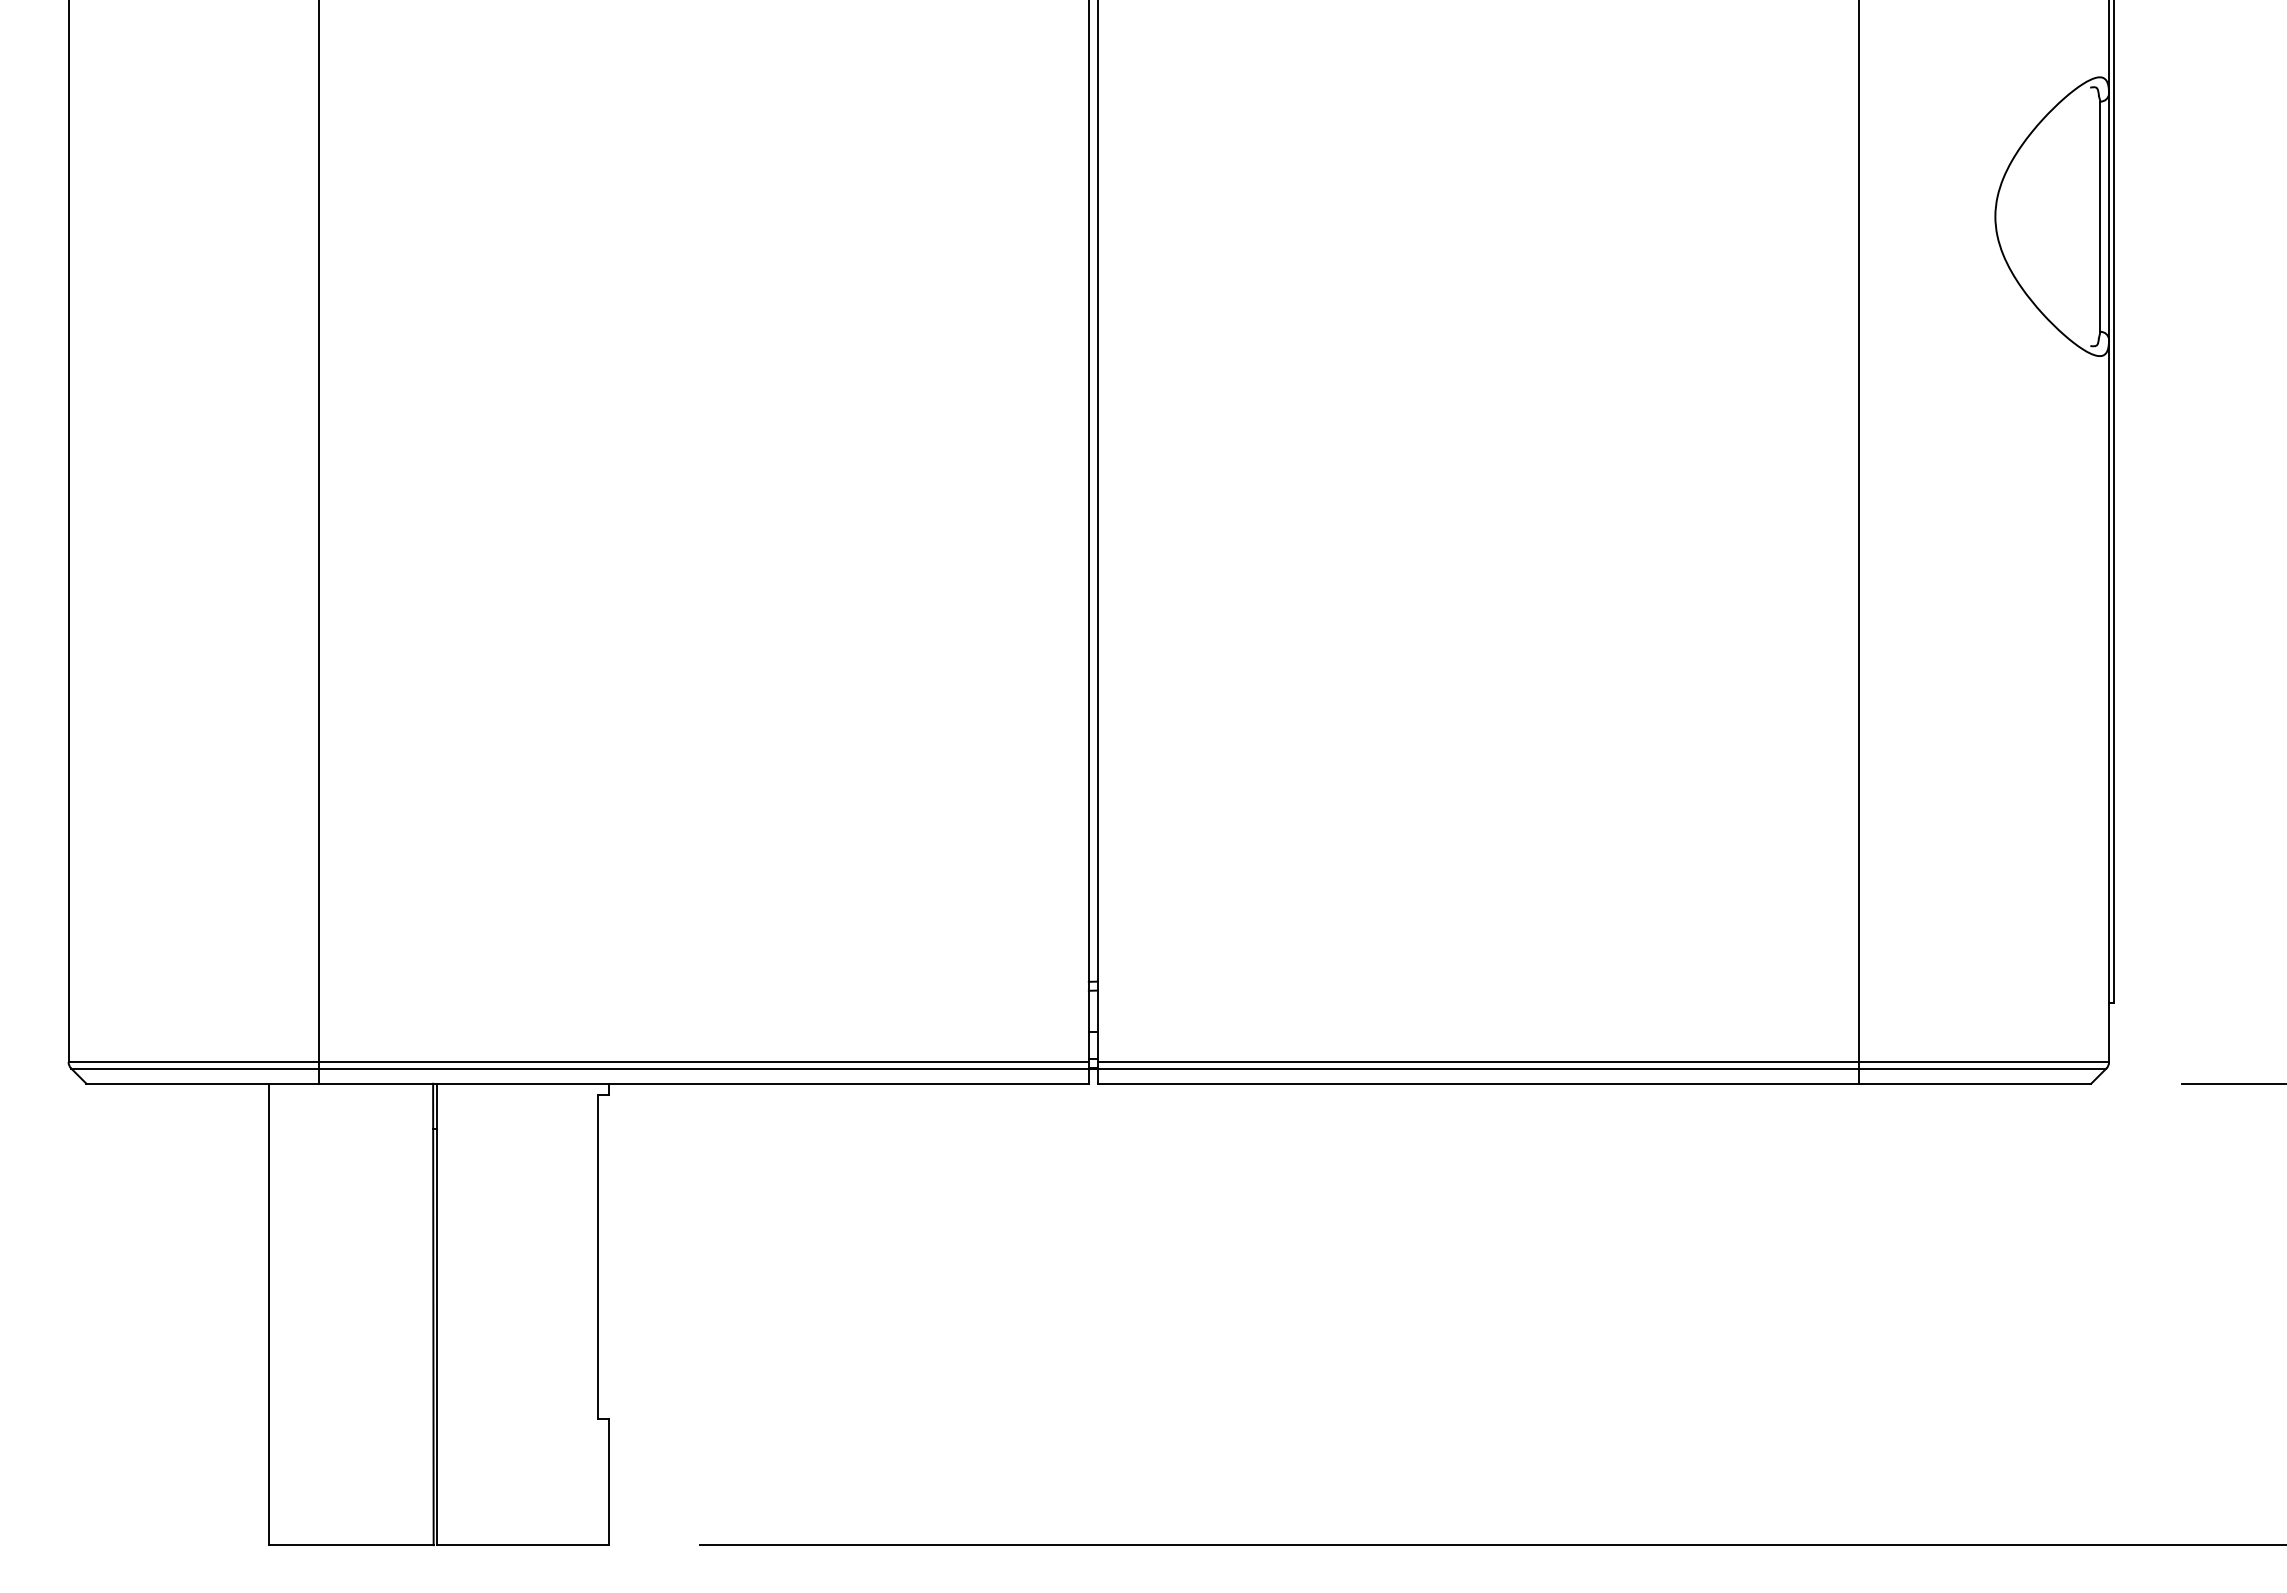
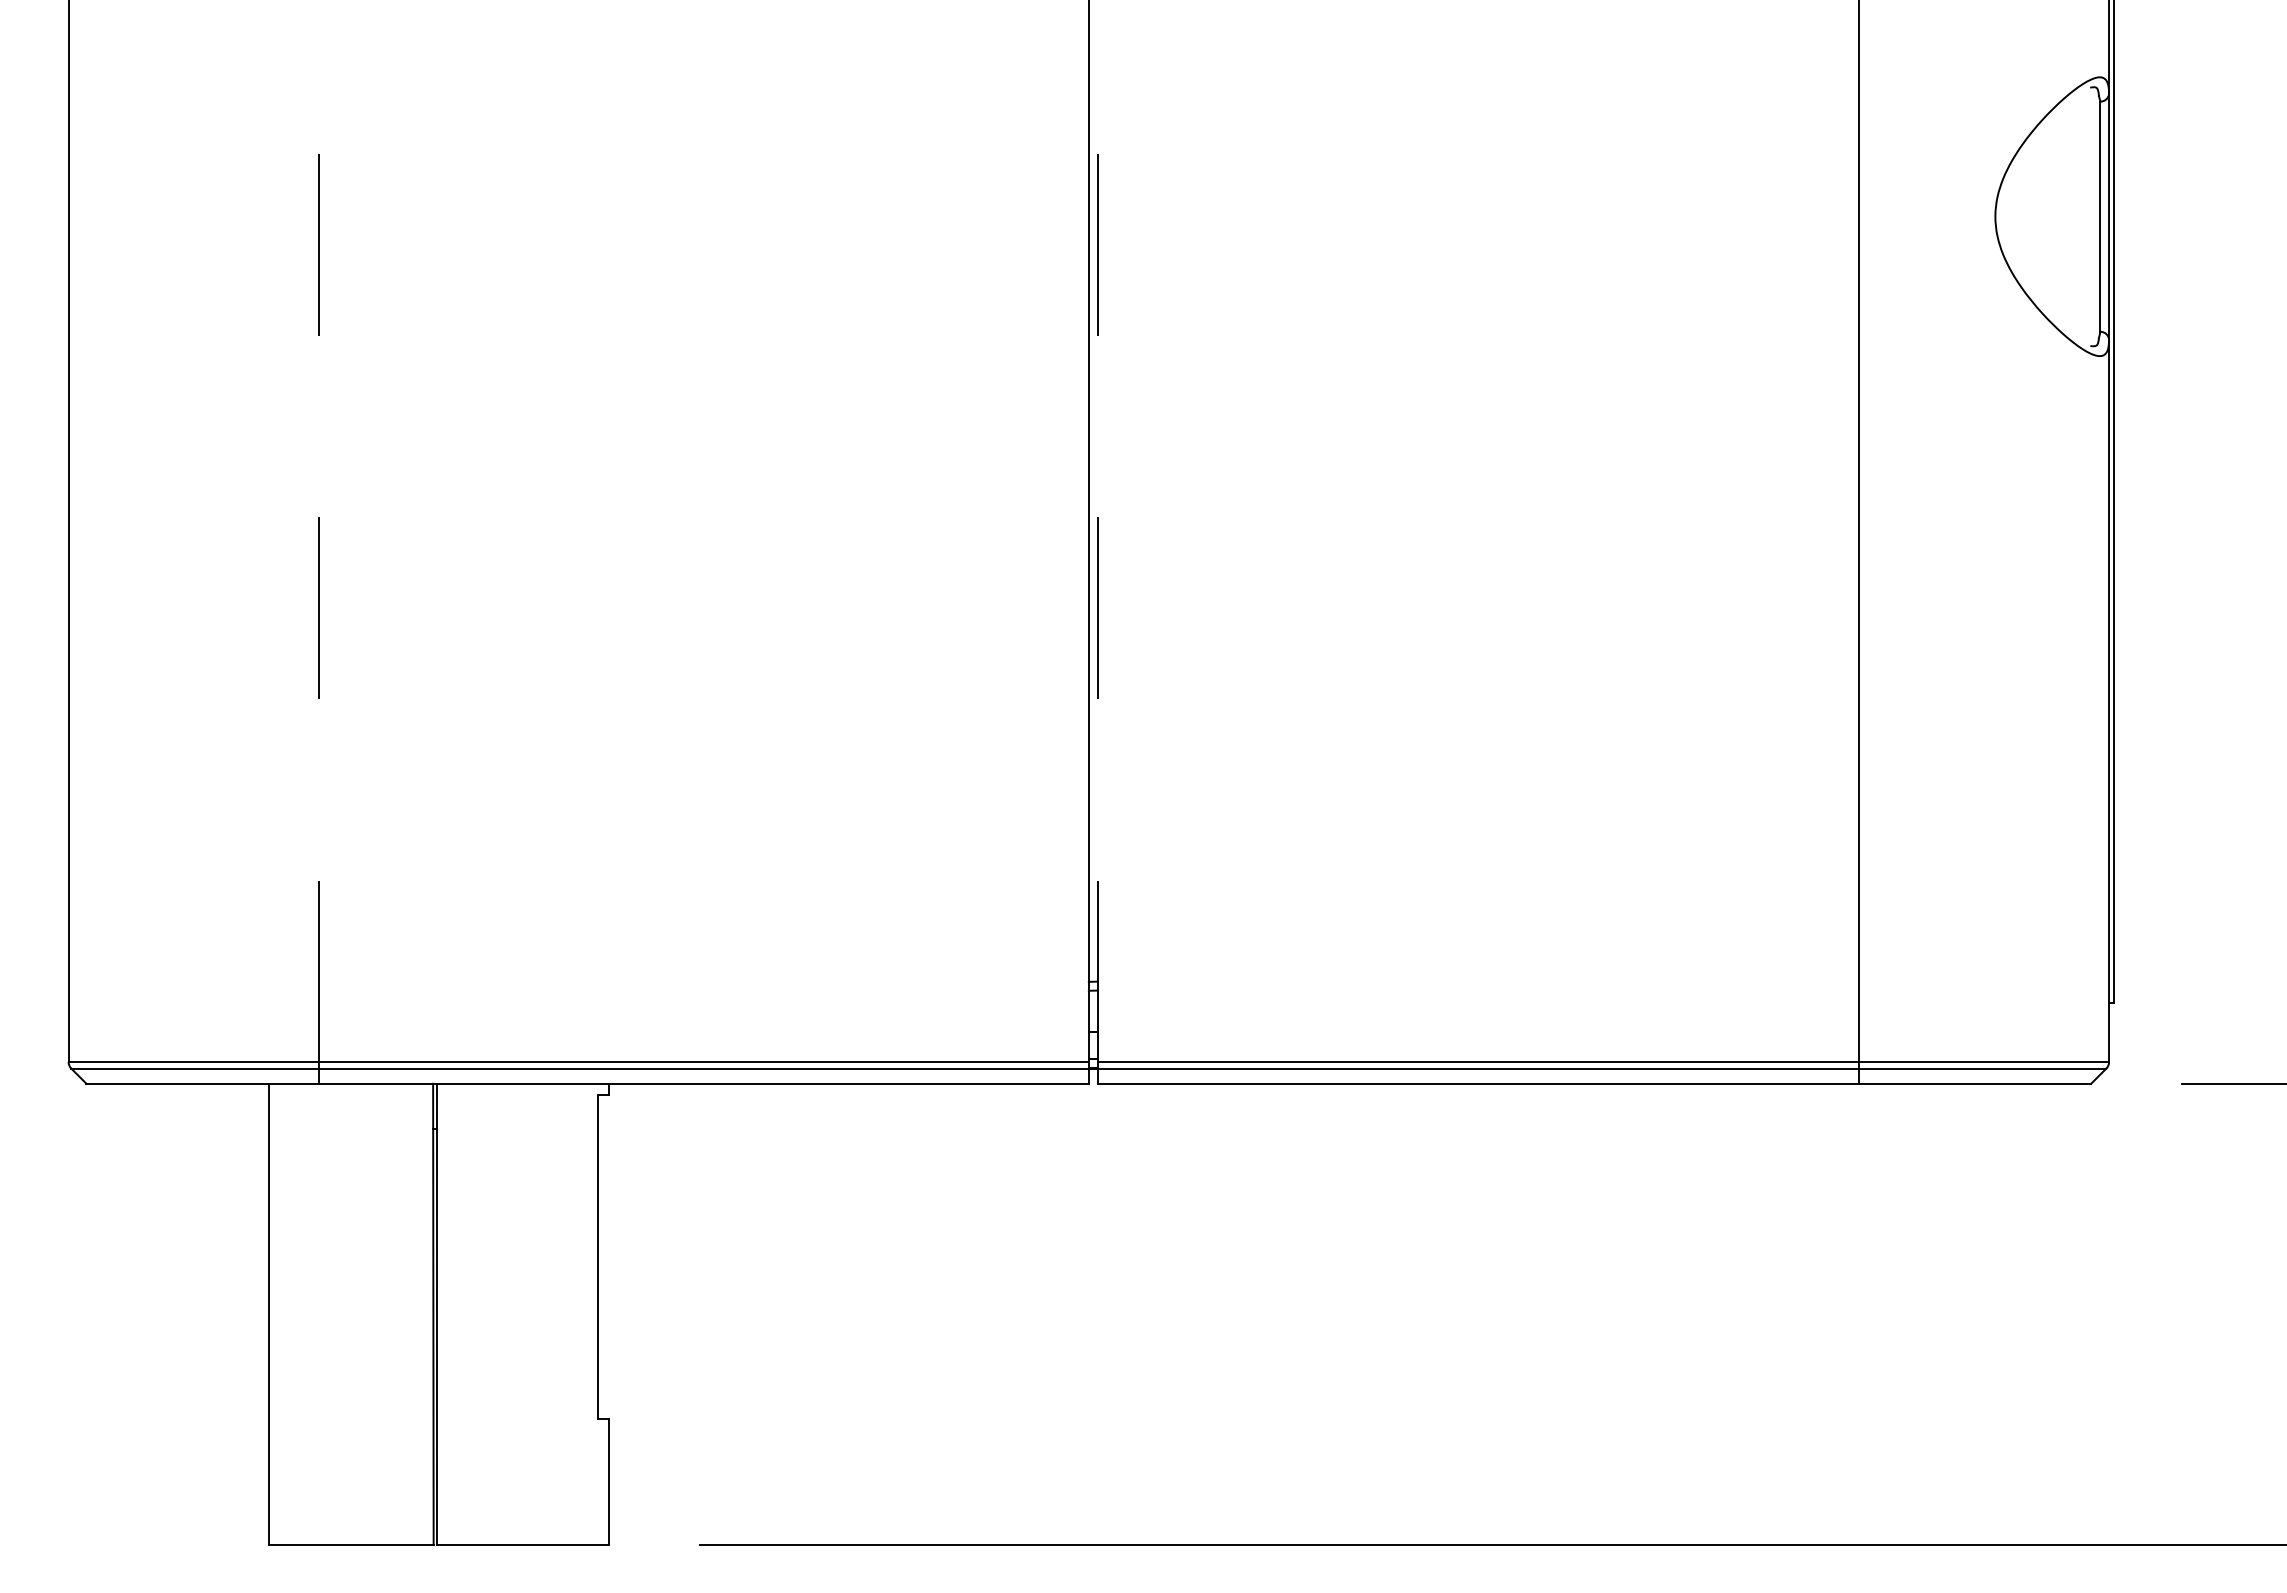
line: solid -> dashed (318, 531)
line: solid -> dashed (1097, 531)
